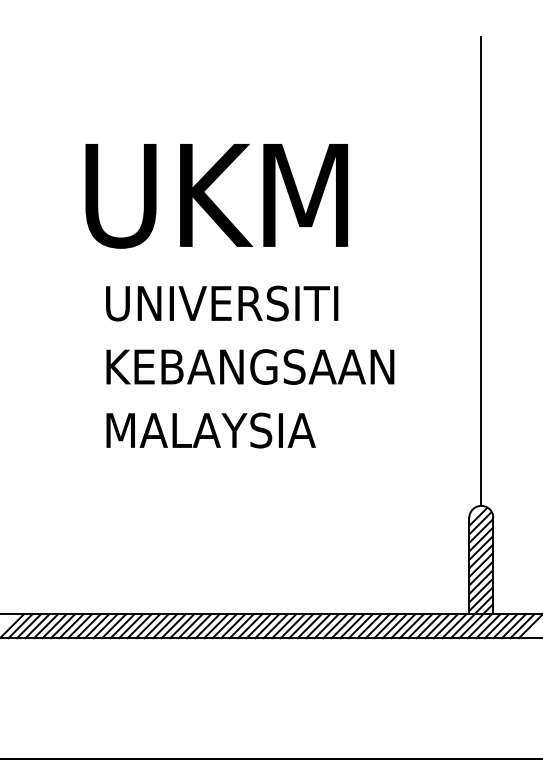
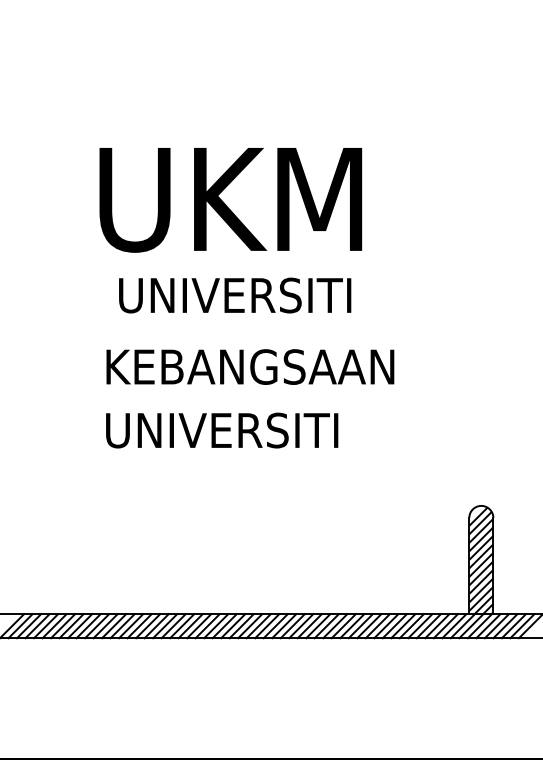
text position: (216, 196) -> (230, 200) (230, 200)
line: present -> none (481, 270)
text position: (222, 303) -> (235, 295) (235, 295)
text: MALAYSIA -> UNIVERSITI (222, 430)
